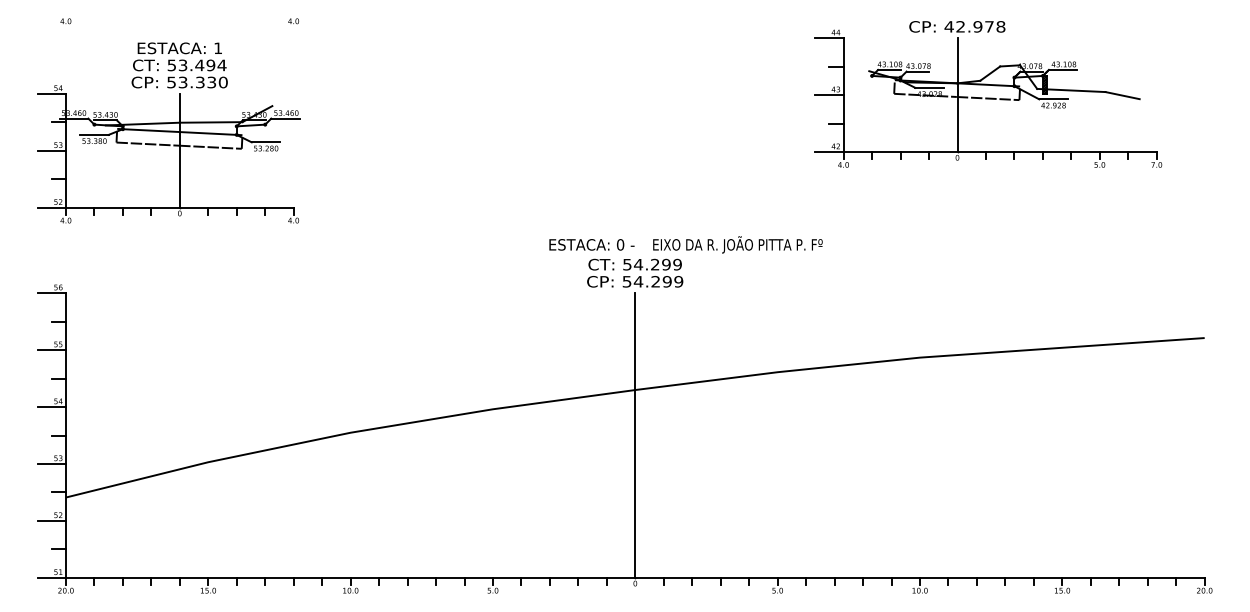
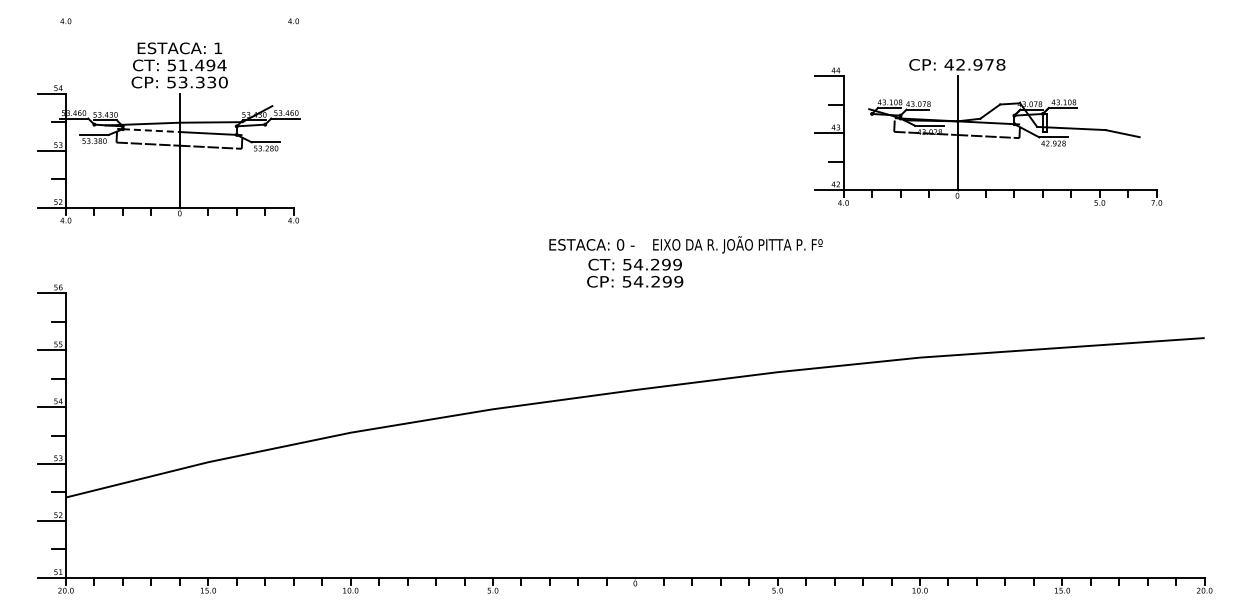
text: 53.494 -> 51.494 (182, 65)
part position: (988, 94) -> (988, 132) (988, 132)
line: solid -> dashed (151, 130)
line: present -> none (635, 435)
